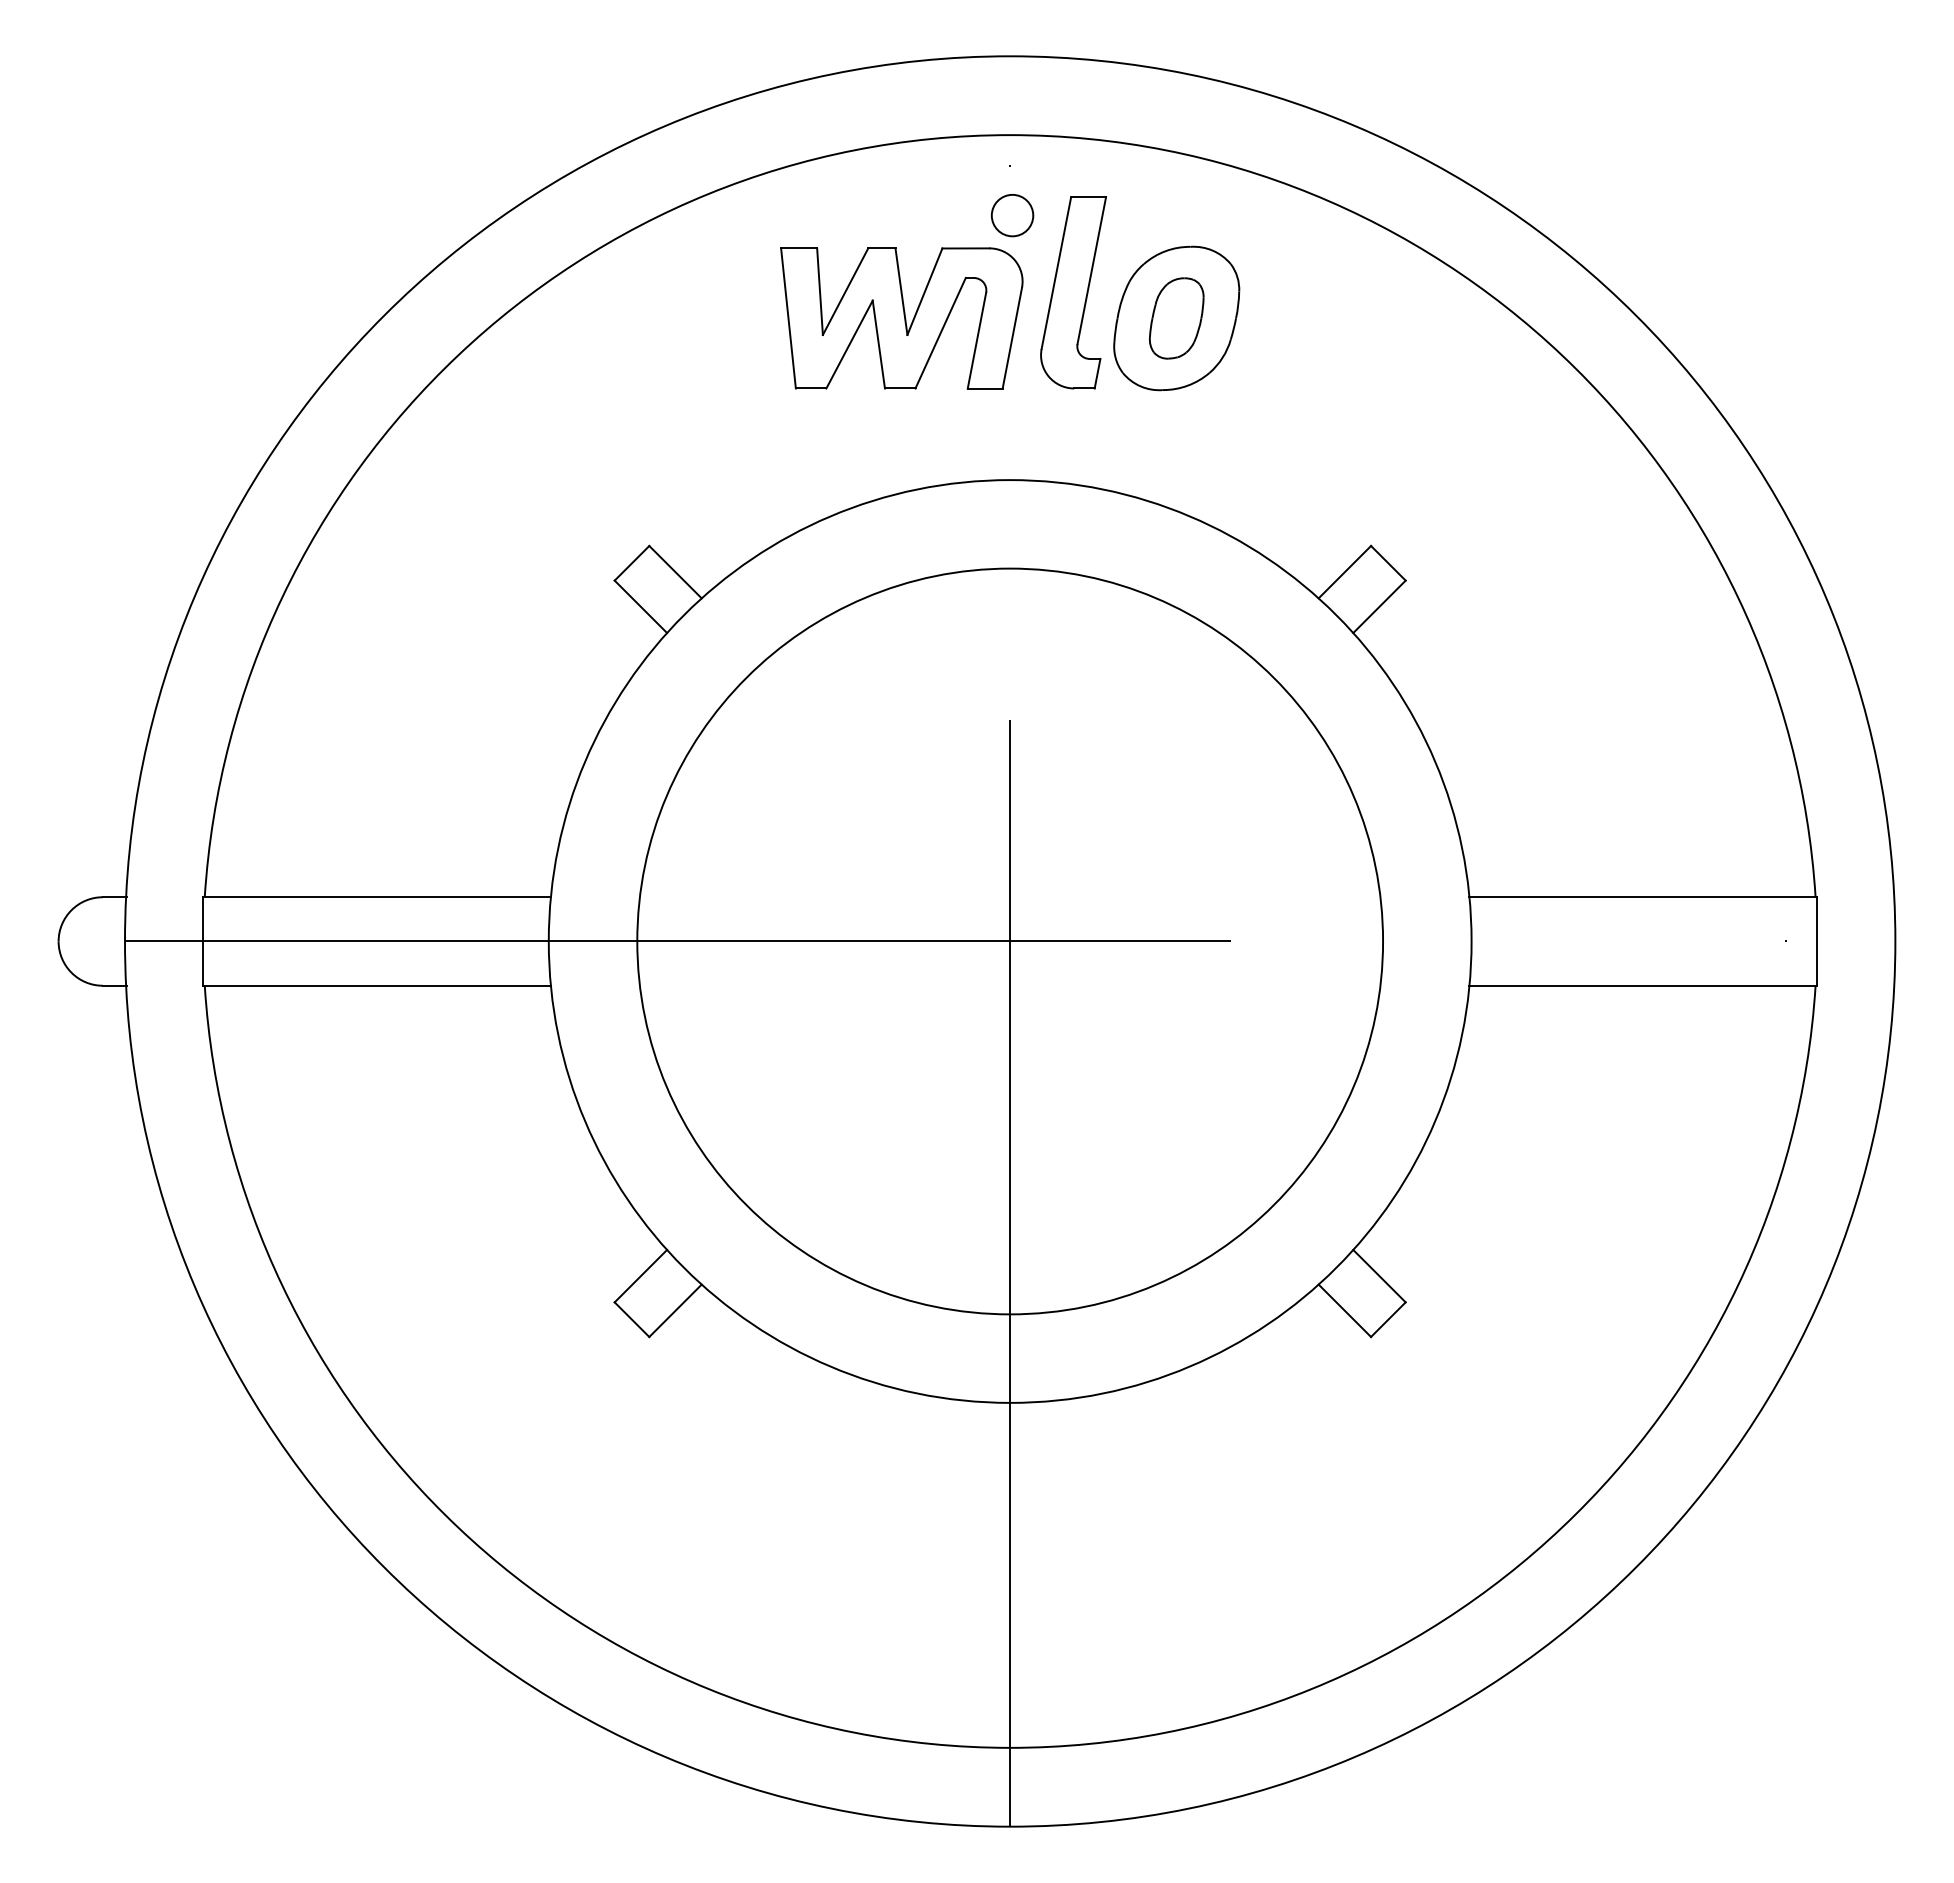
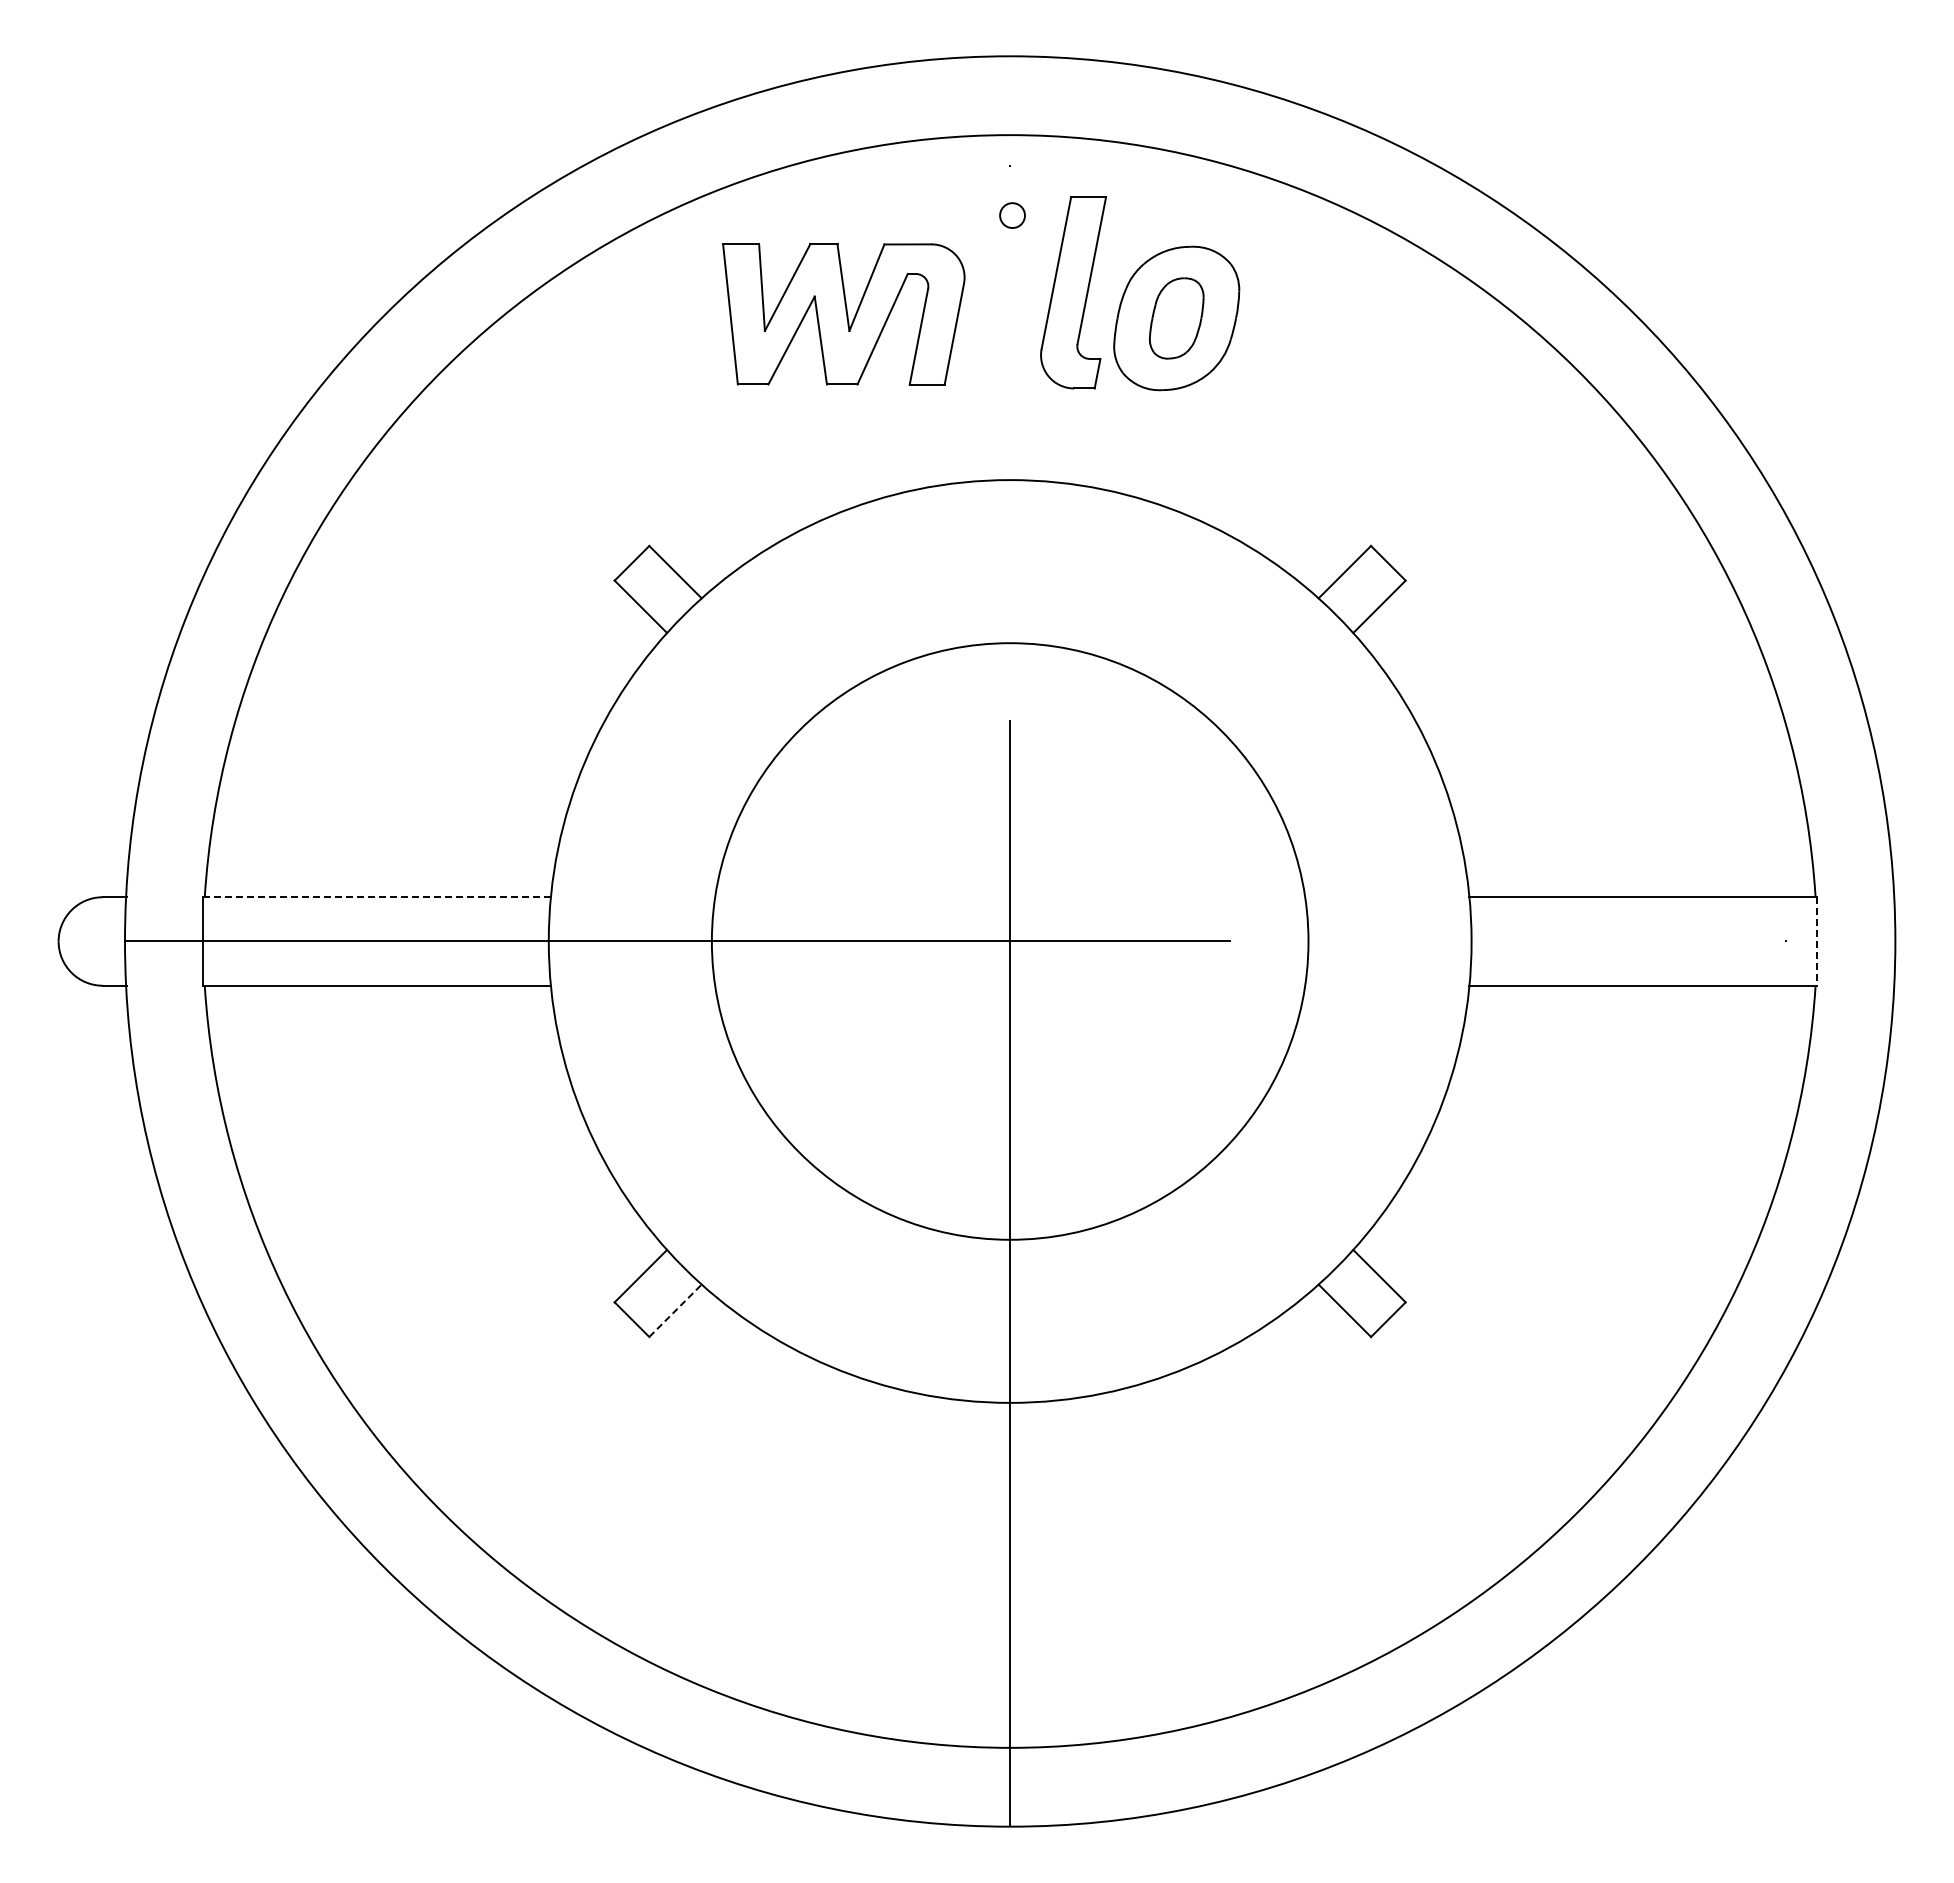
circle diameter: 41 px -> 25 px (1012, 215)
part position: (901, 318) -> (843, 314) (843, 314)
line: solid -> dashed (377, 897)
circle diameter: 746 px -> 597 px (1009, 941)
line: solid -> dashed (1817, 941)
line: solid -> dashed (675, 1310)
